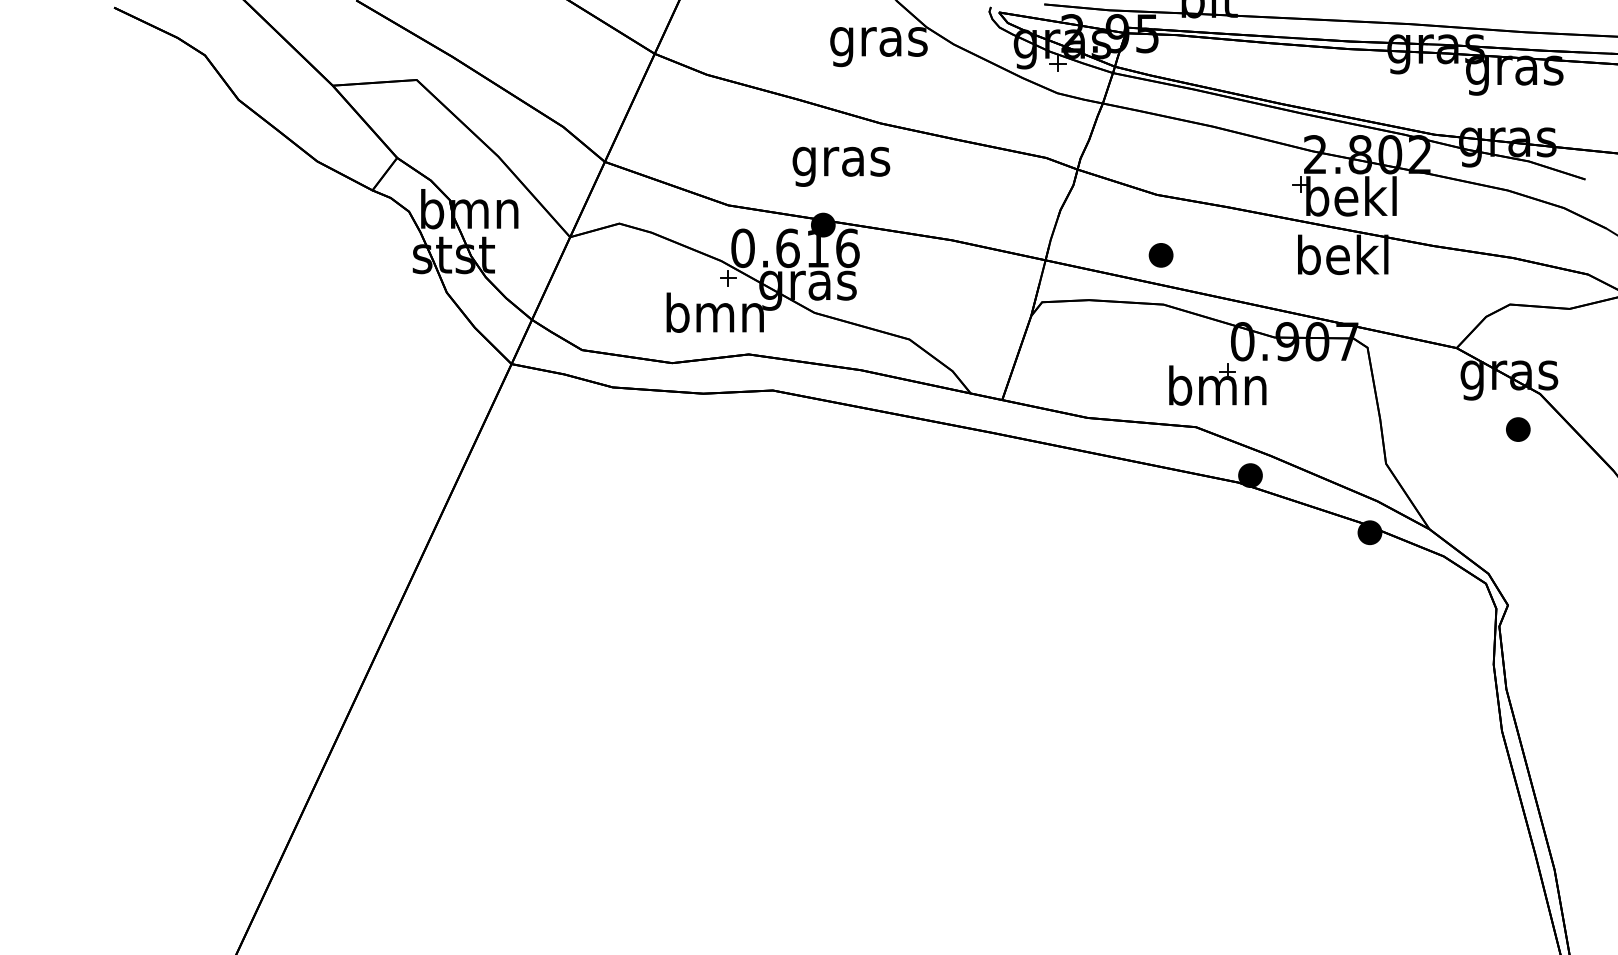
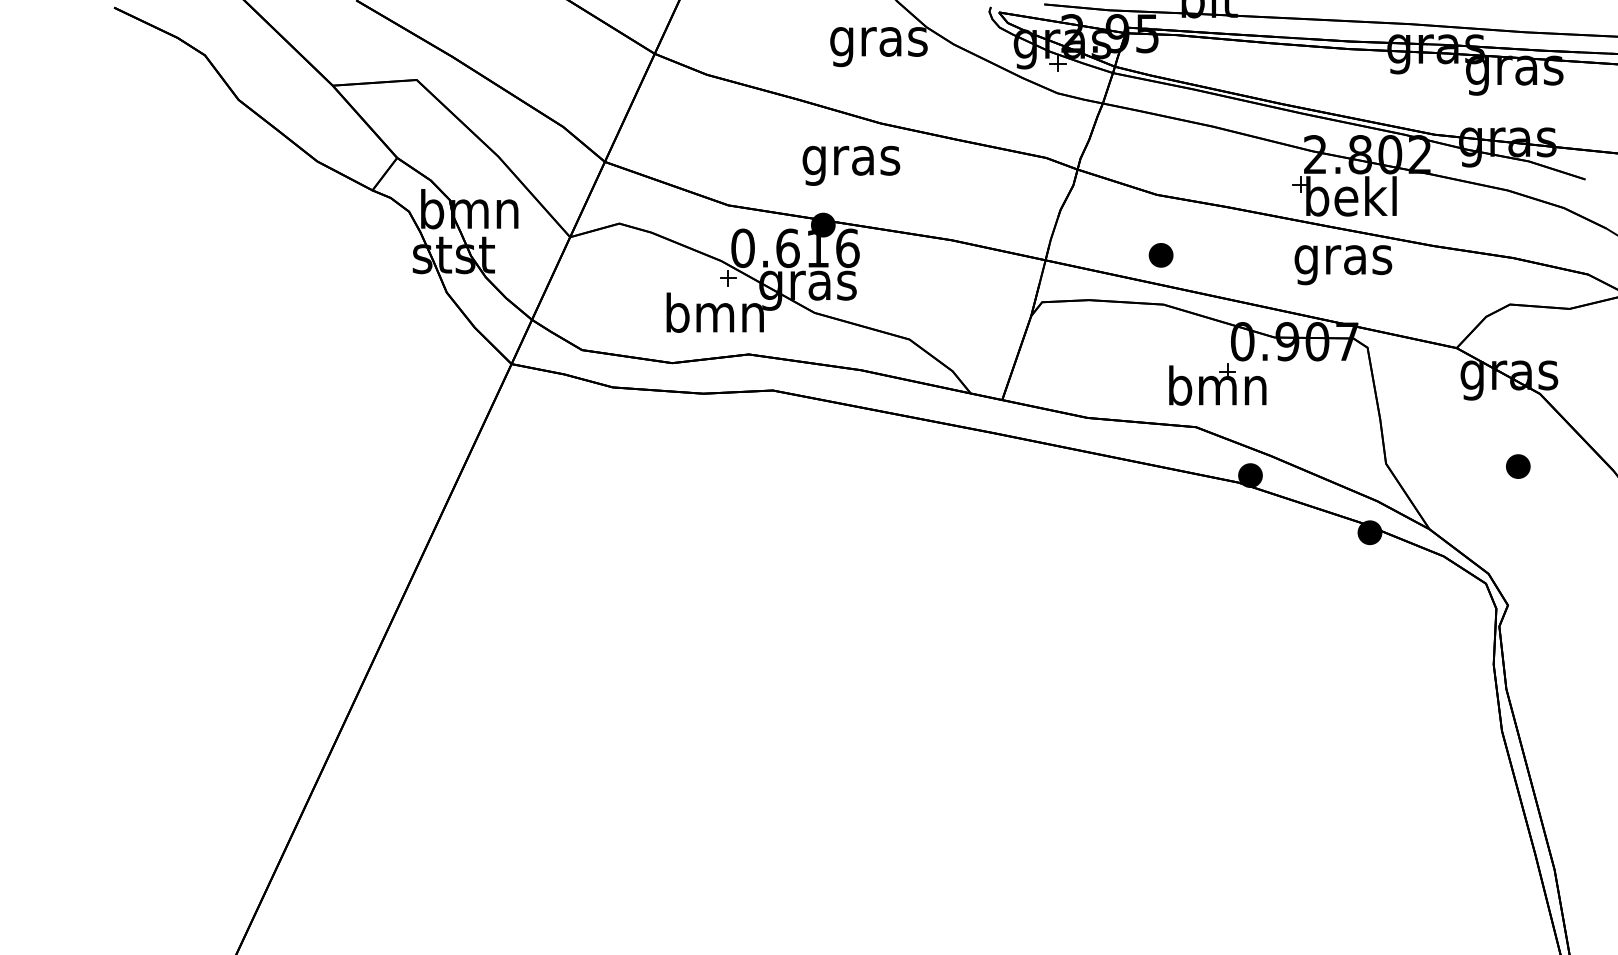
text position: (841, 166) -> (851, 165) (851, 165)
text: bekl -> gras (1343, 259)
part position: (1518, 429) -> (1518, 466) (1518, 466)
